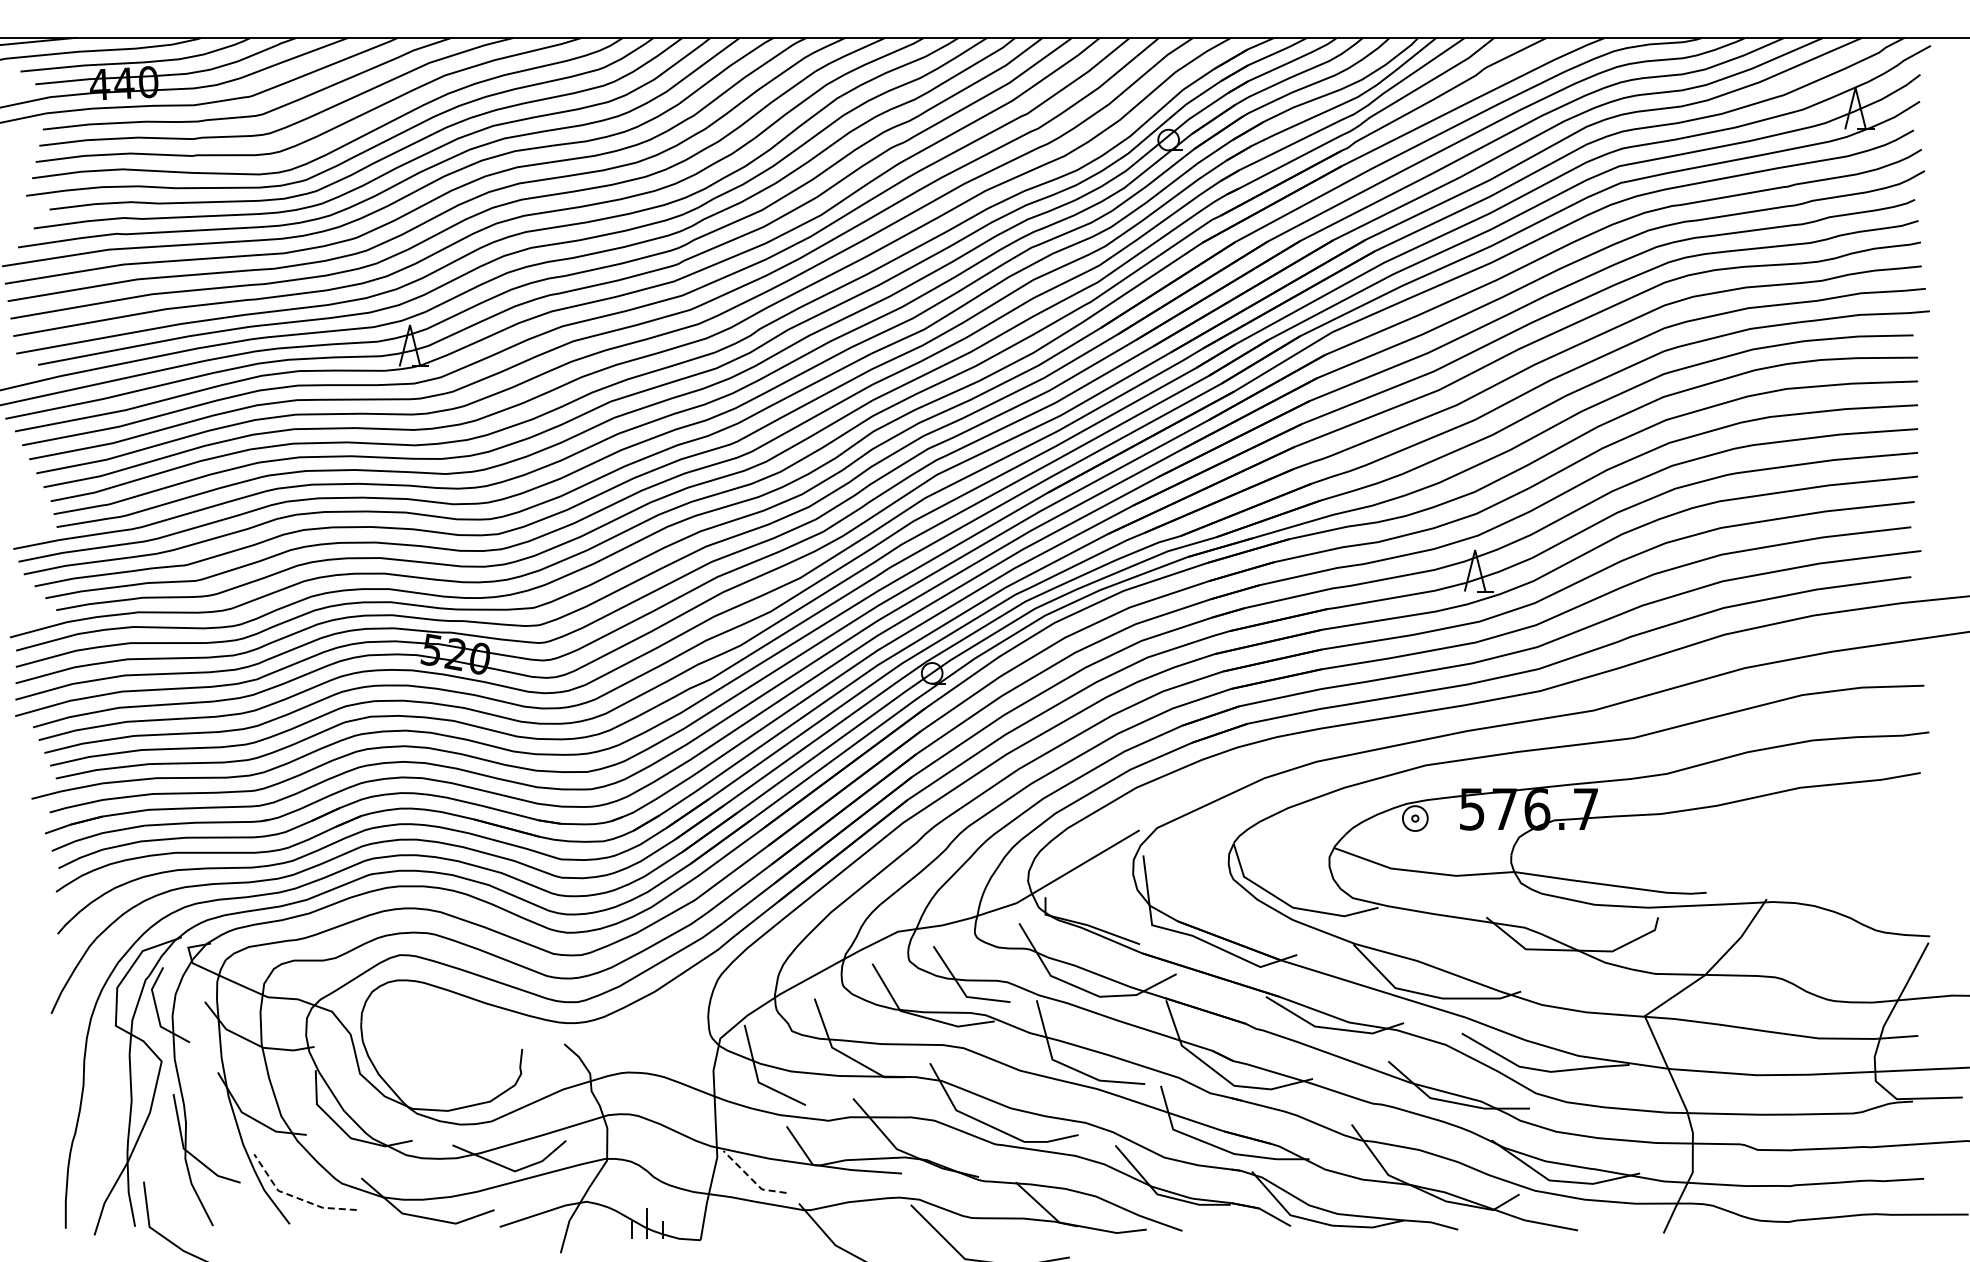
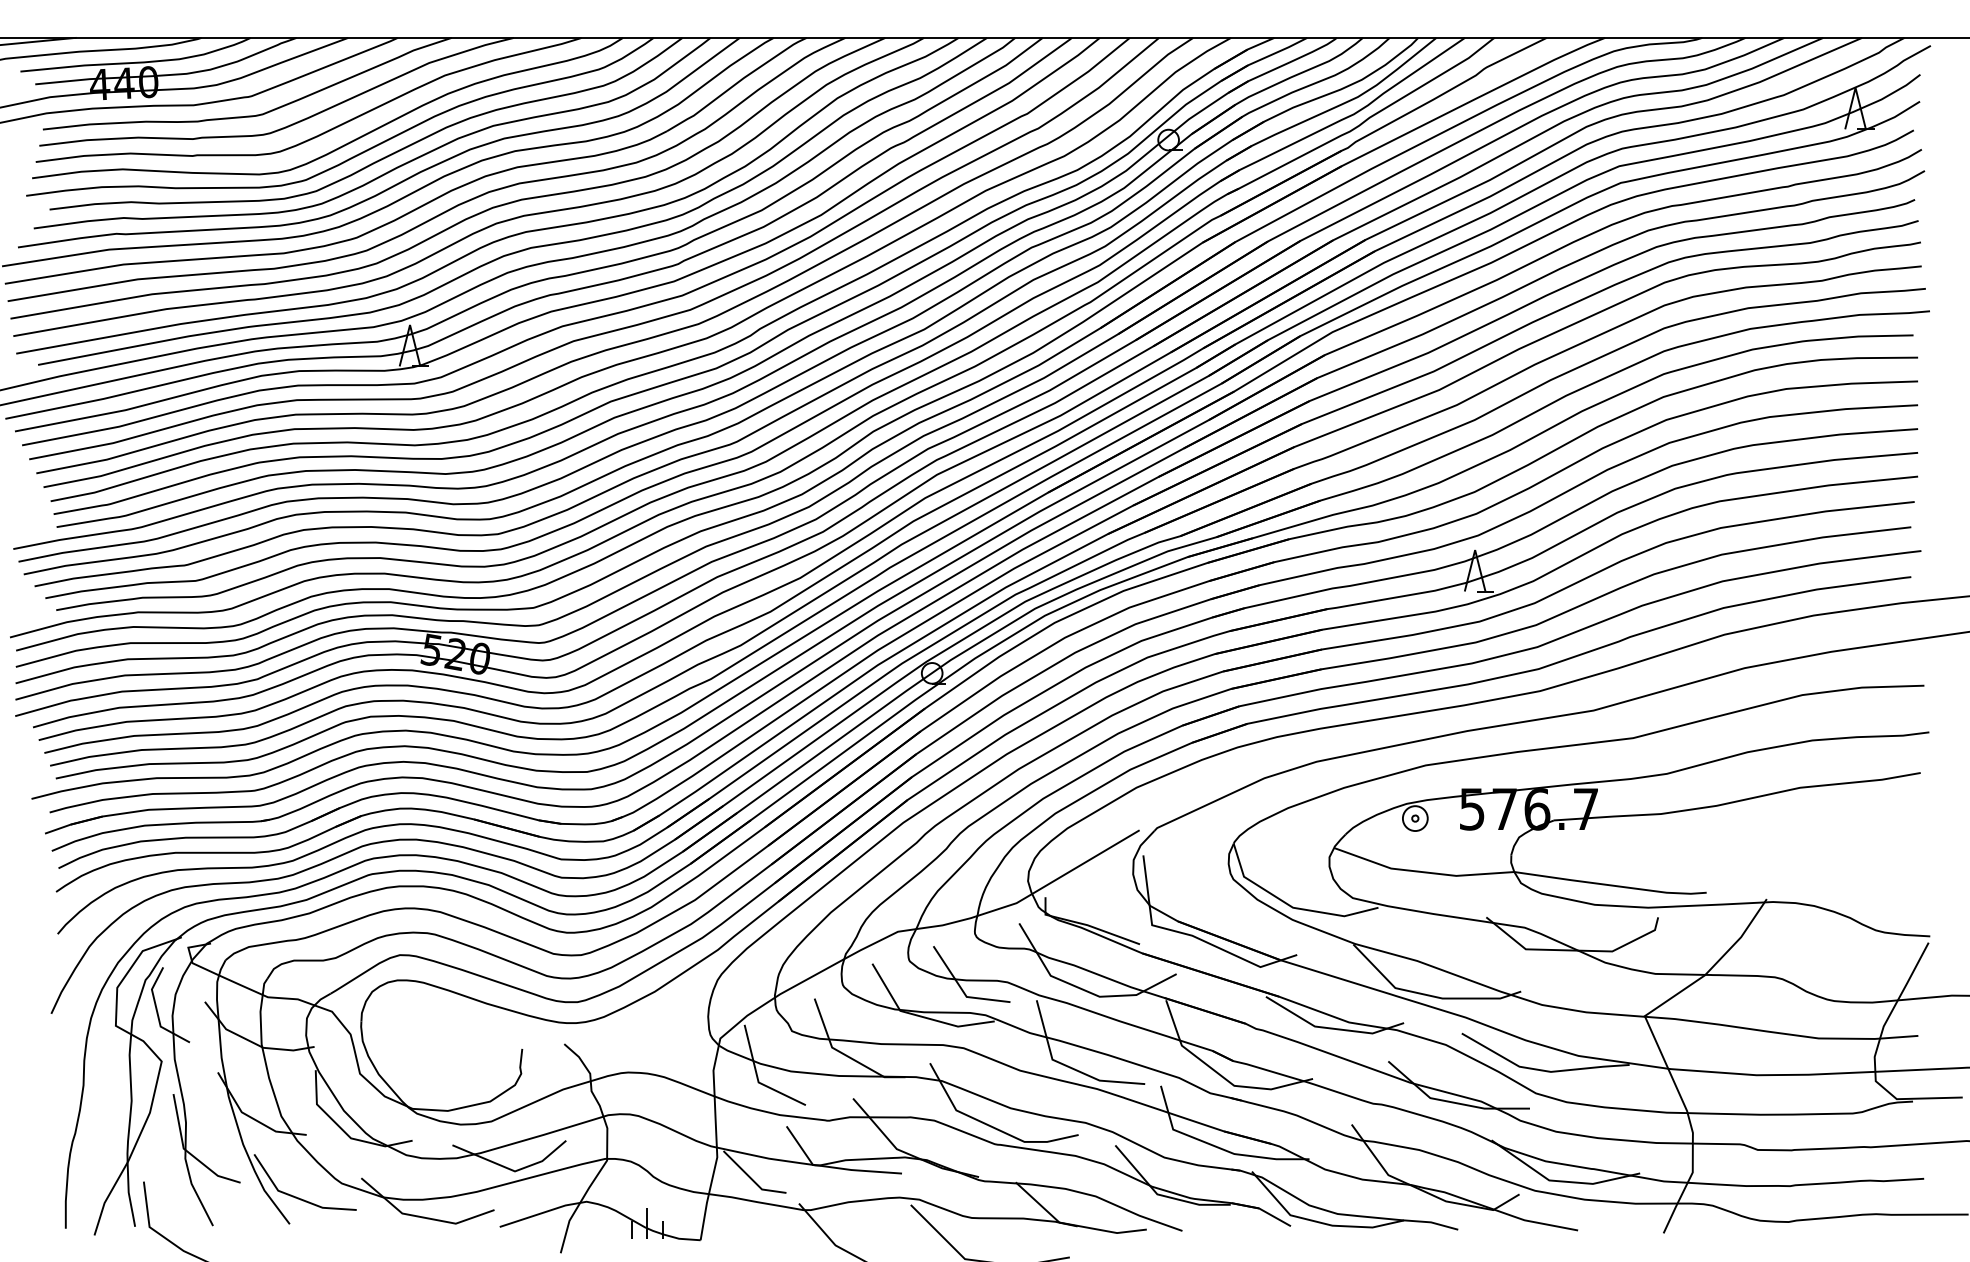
line: dashed -> solid (751, 1178)
line: dashed -> solid (295, 1197)
